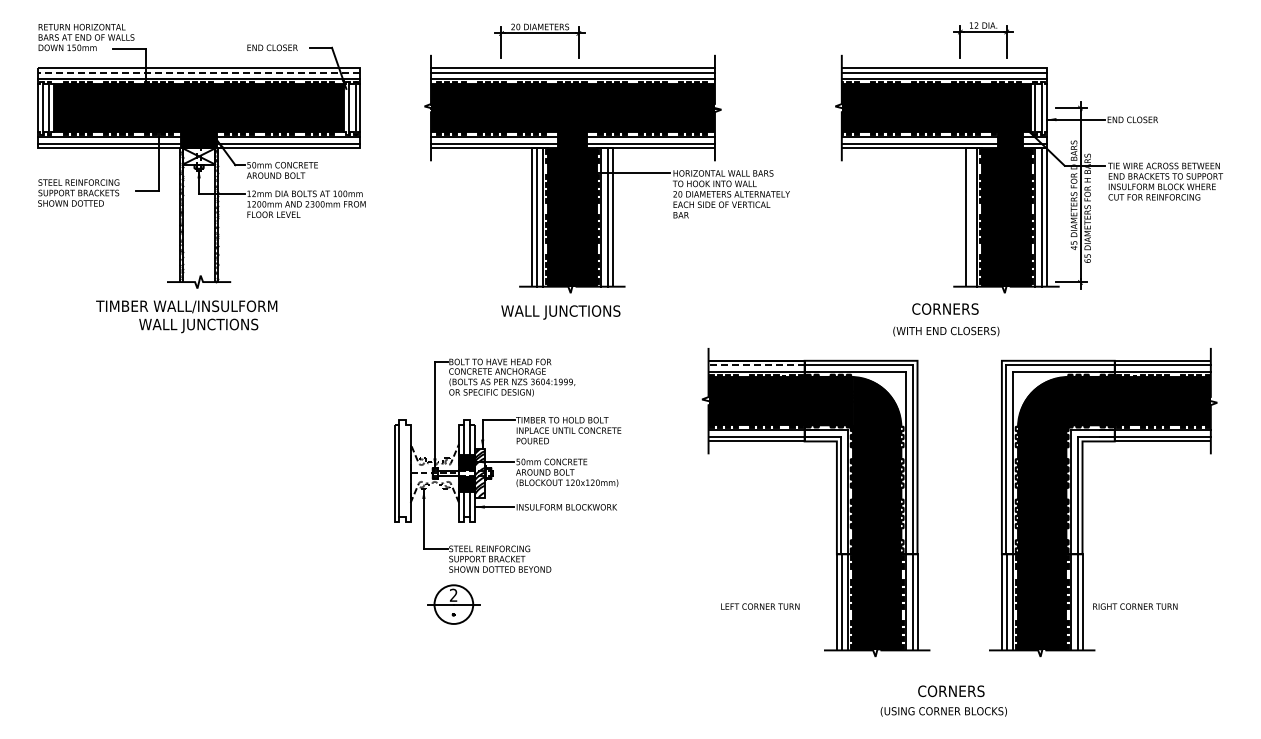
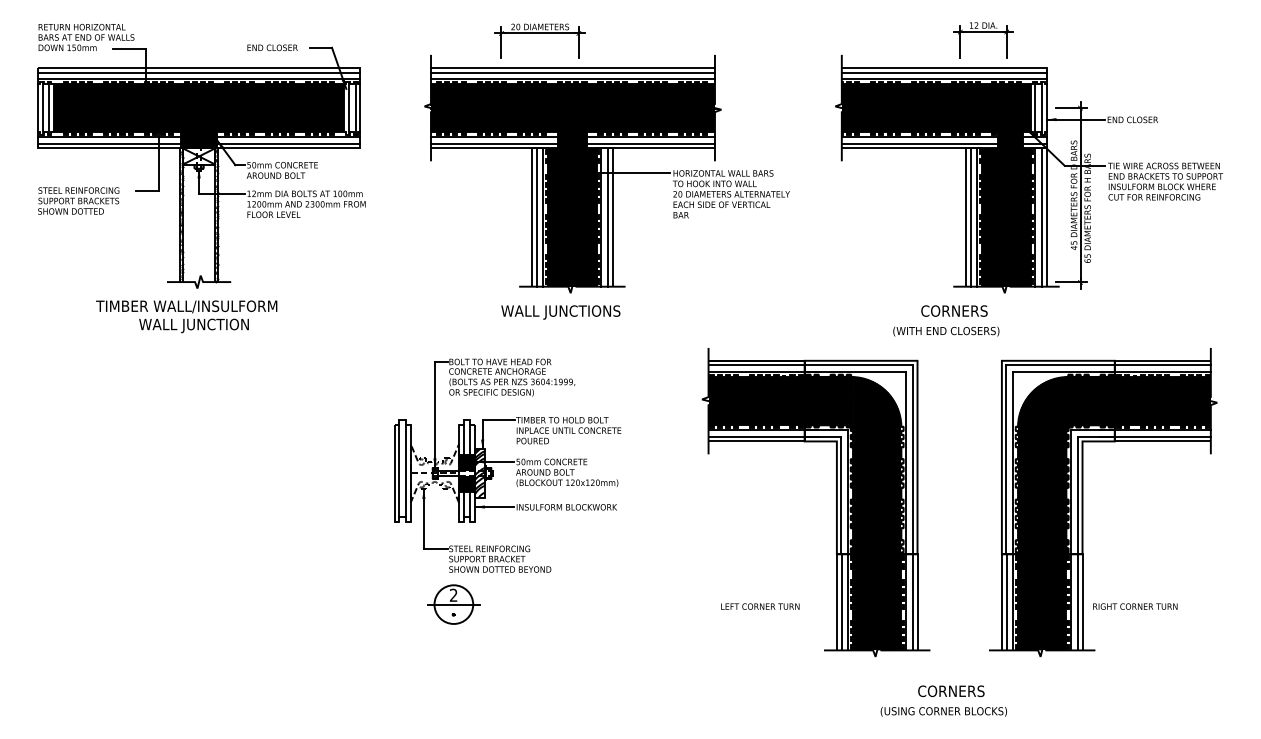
line: dashed -> solid (198, 72)
text position: (78, 192) -> (78, 200) (78, 200)
line: none -> present (970, 217)
text position: (945, 308) -> (954, 310) (954, 310)
text: WALL JUNCTIONS -> WALL JUNCTION (254, 324)
line: dashed -> solid (756, 365)
line: none -> present (405, 471)
